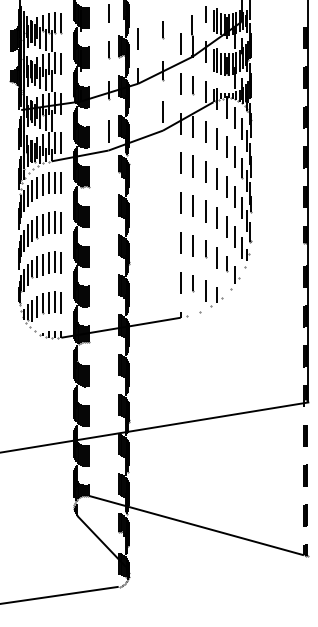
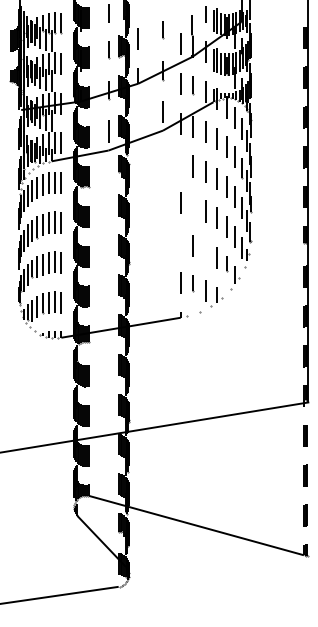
line: present -> none (180, 162)
line: present -> none (192, 205)
line: present -> none (180, 242)
line: present -> none (206, 249)
